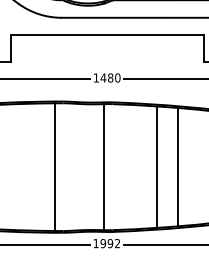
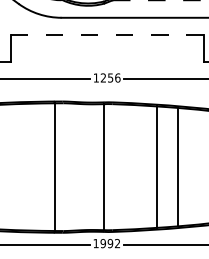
line: solid -> dashed (160, 0)
line: solid -> dashed (107, 35)
text: 1480 -> 1256 (110, 77)
